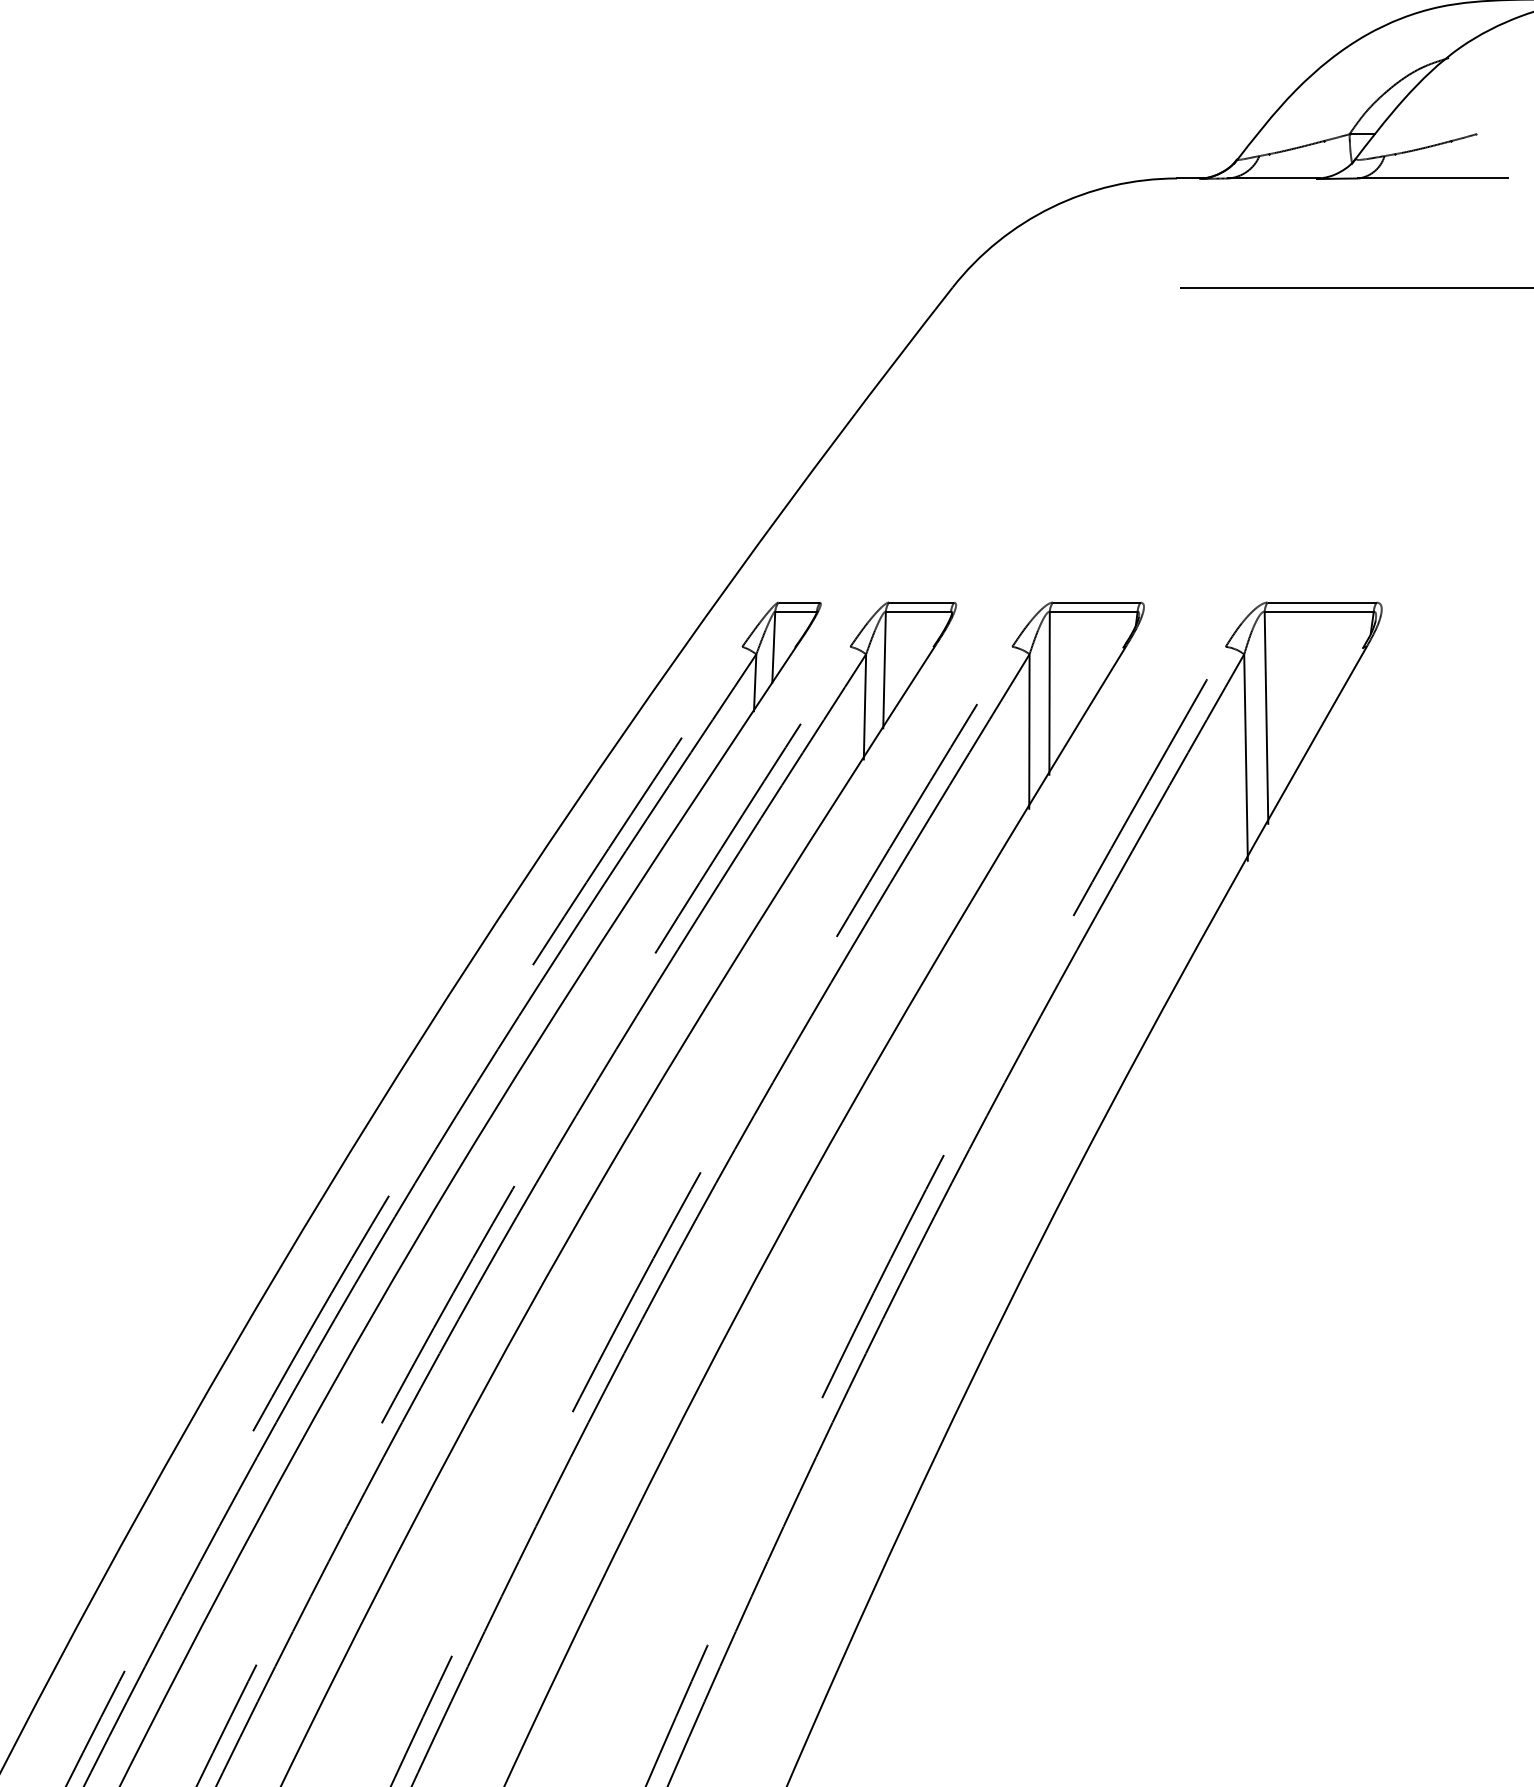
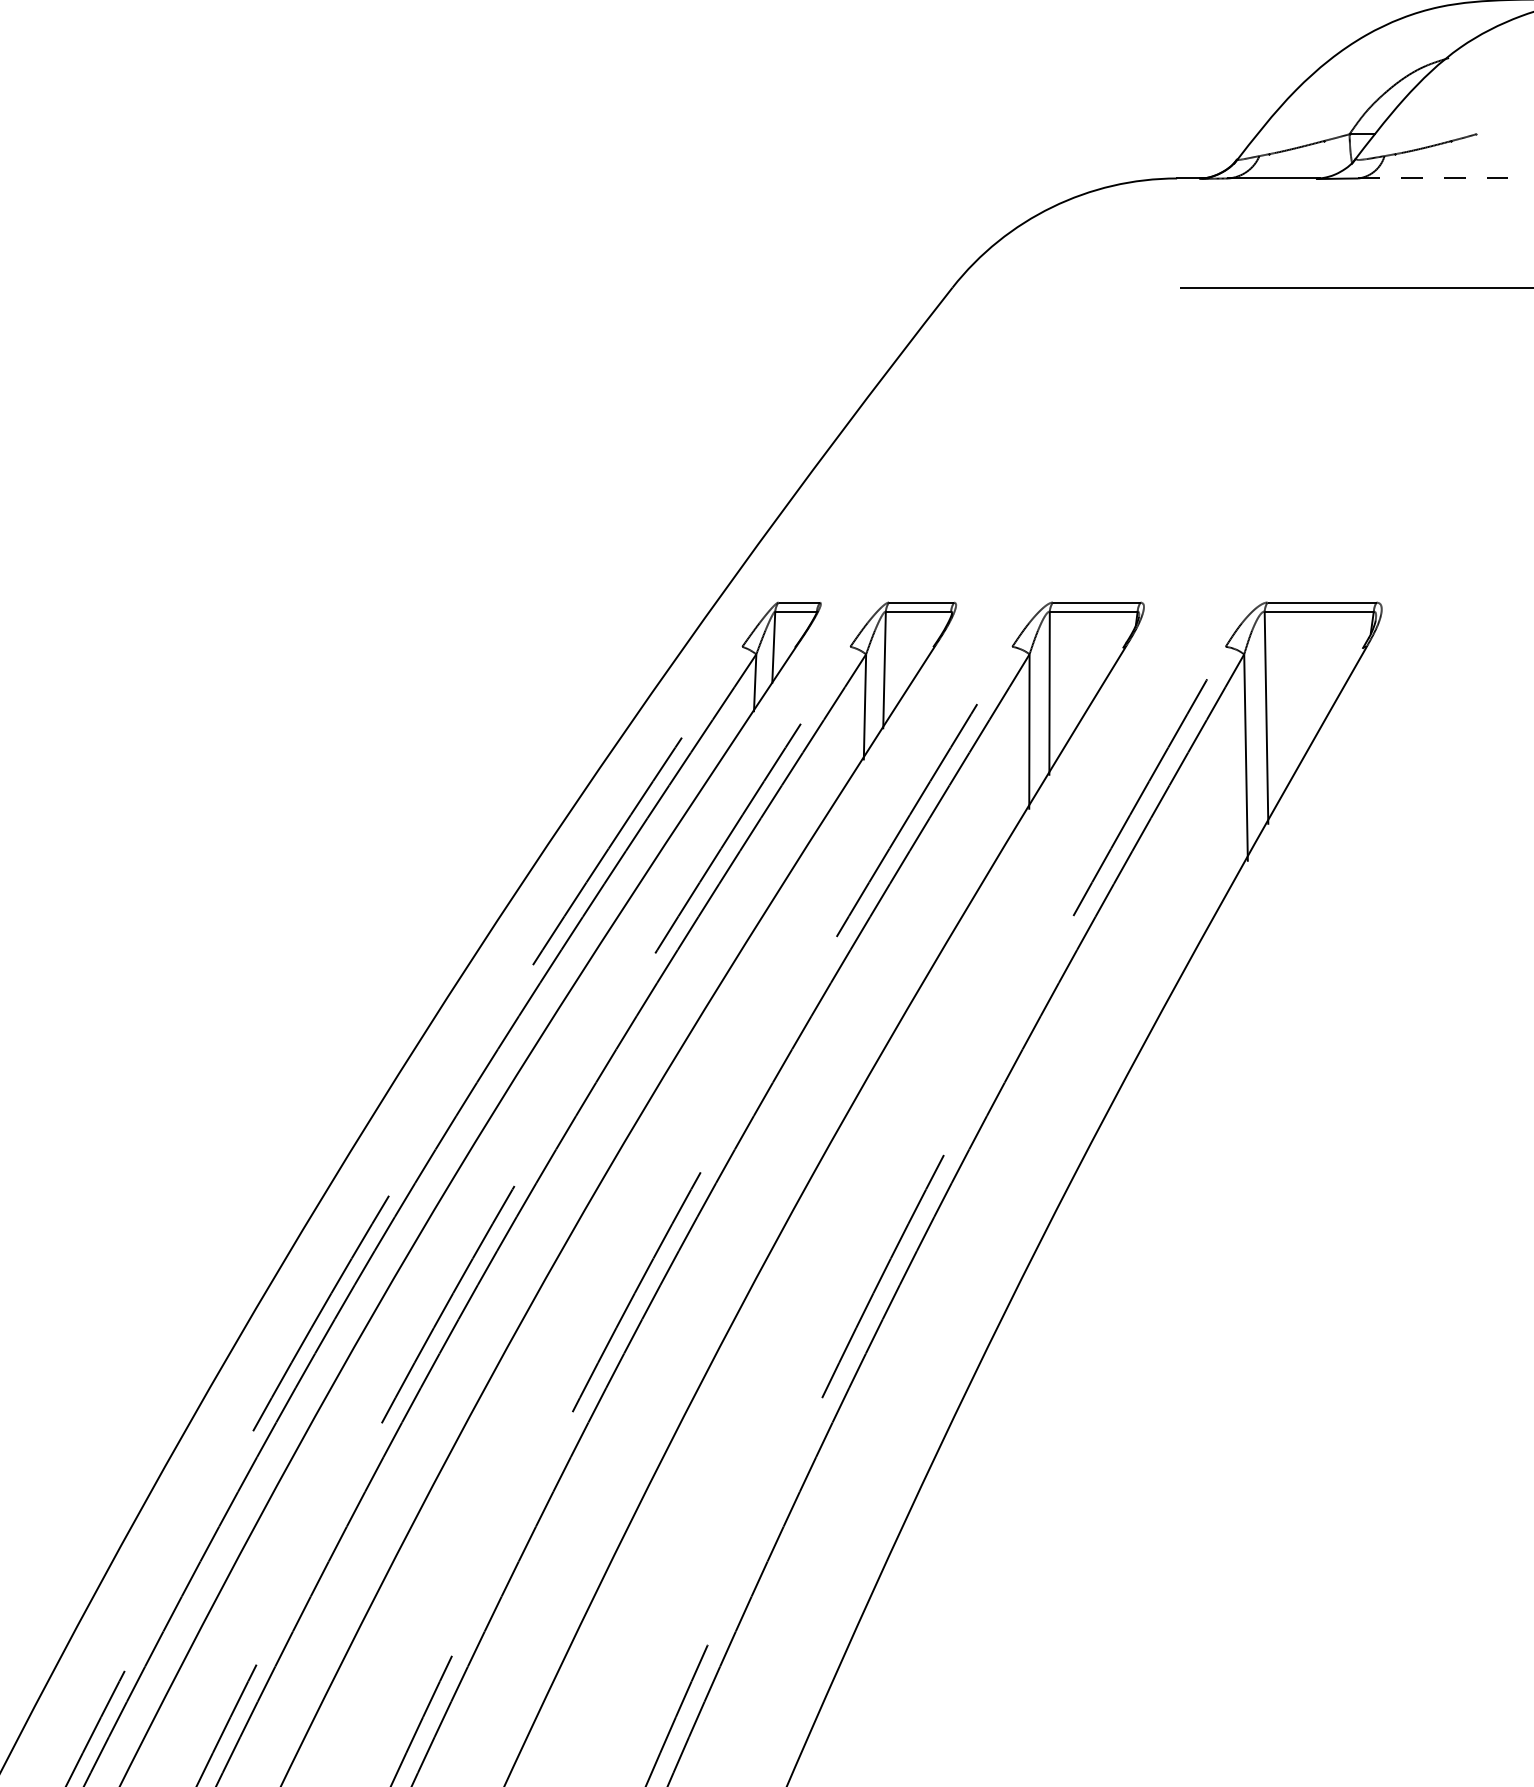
line: solid -> dashed (1433, 178)
